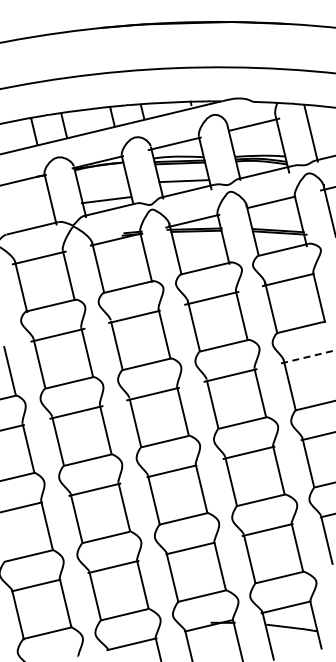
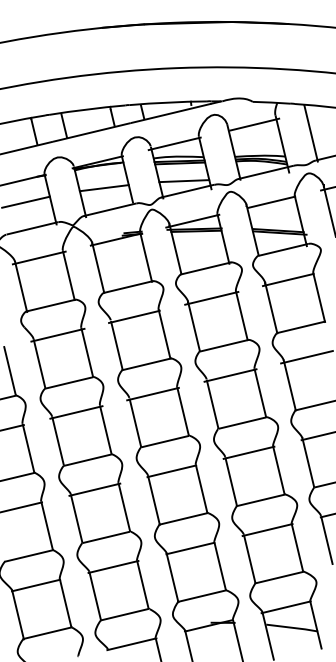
line position: (105, 200) -> (103, 188) (103, 188)
line: none -> present (25, 201)
line: dashed -> solid (306, 357)
